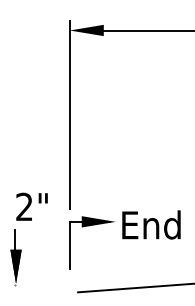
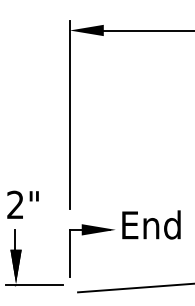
text position: (31, 206) -> (22, 204) (22, 204)
part position: (89, 226) -> (89, 234) (89, 234)
line: none -> present (33, 284)
